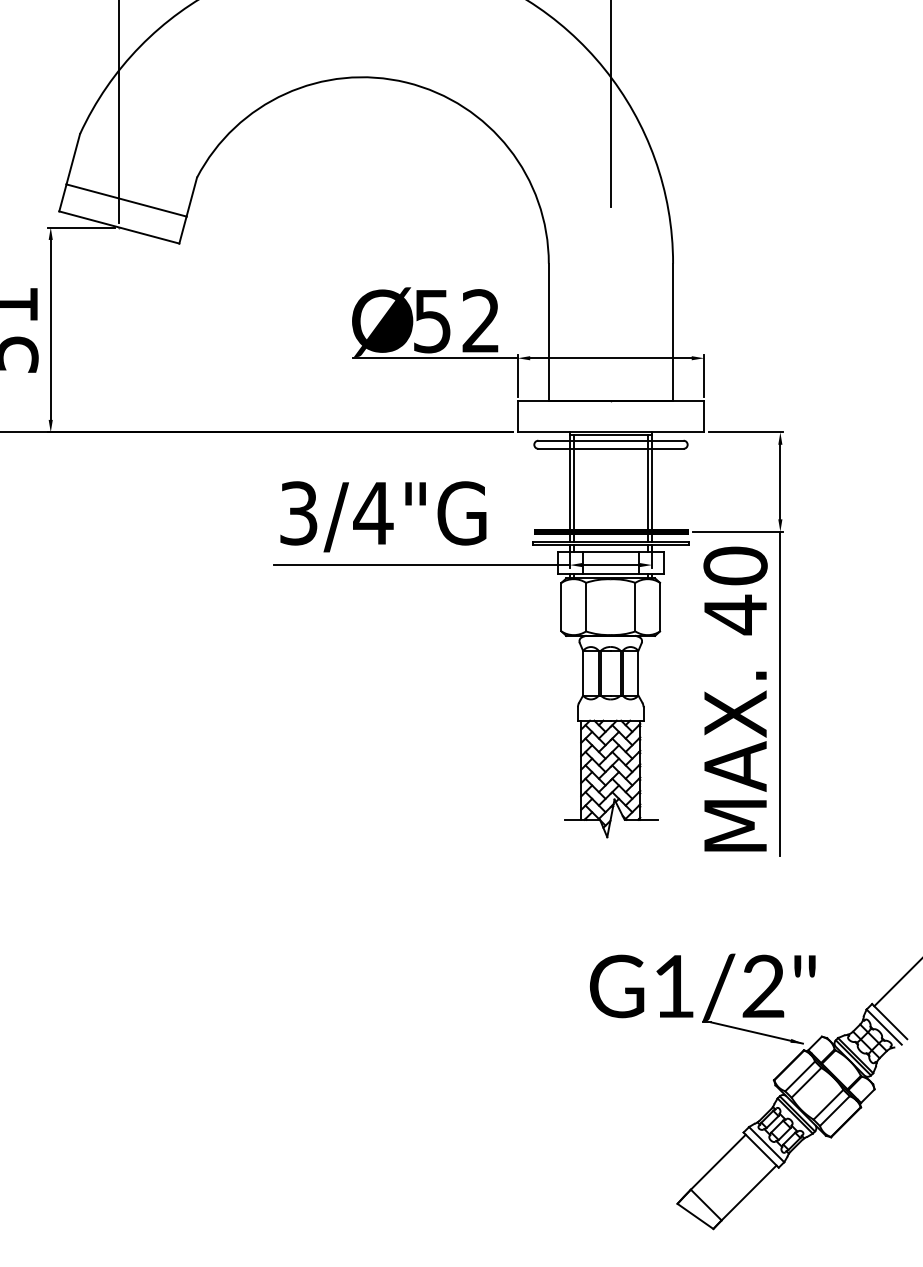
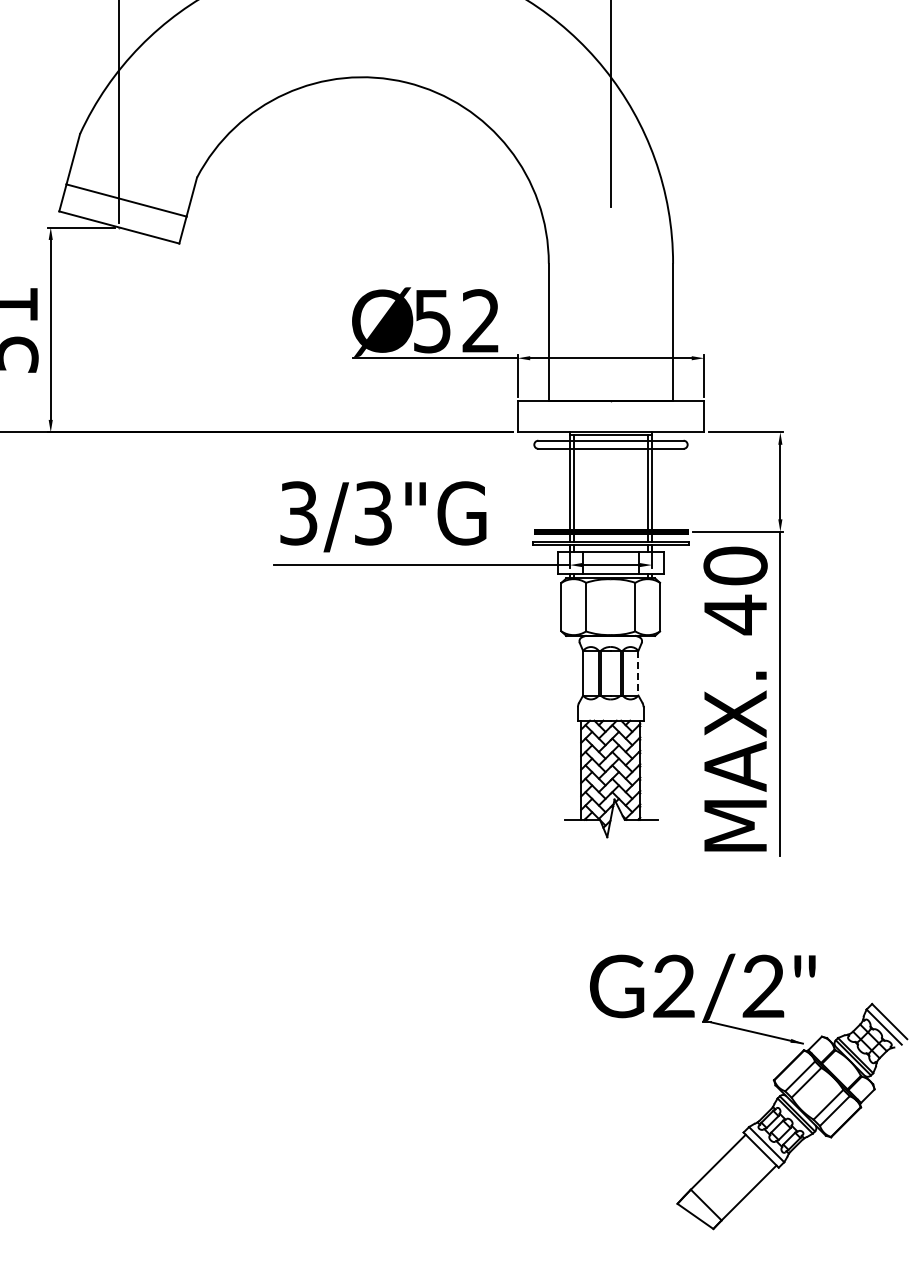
text: 3/4"G -> 3/3"G (373, 513)
line: solid -> dashed (638, 673)
line: present -> none (896, 983)
text: G1/2" -> G2/2" (673, 985)
